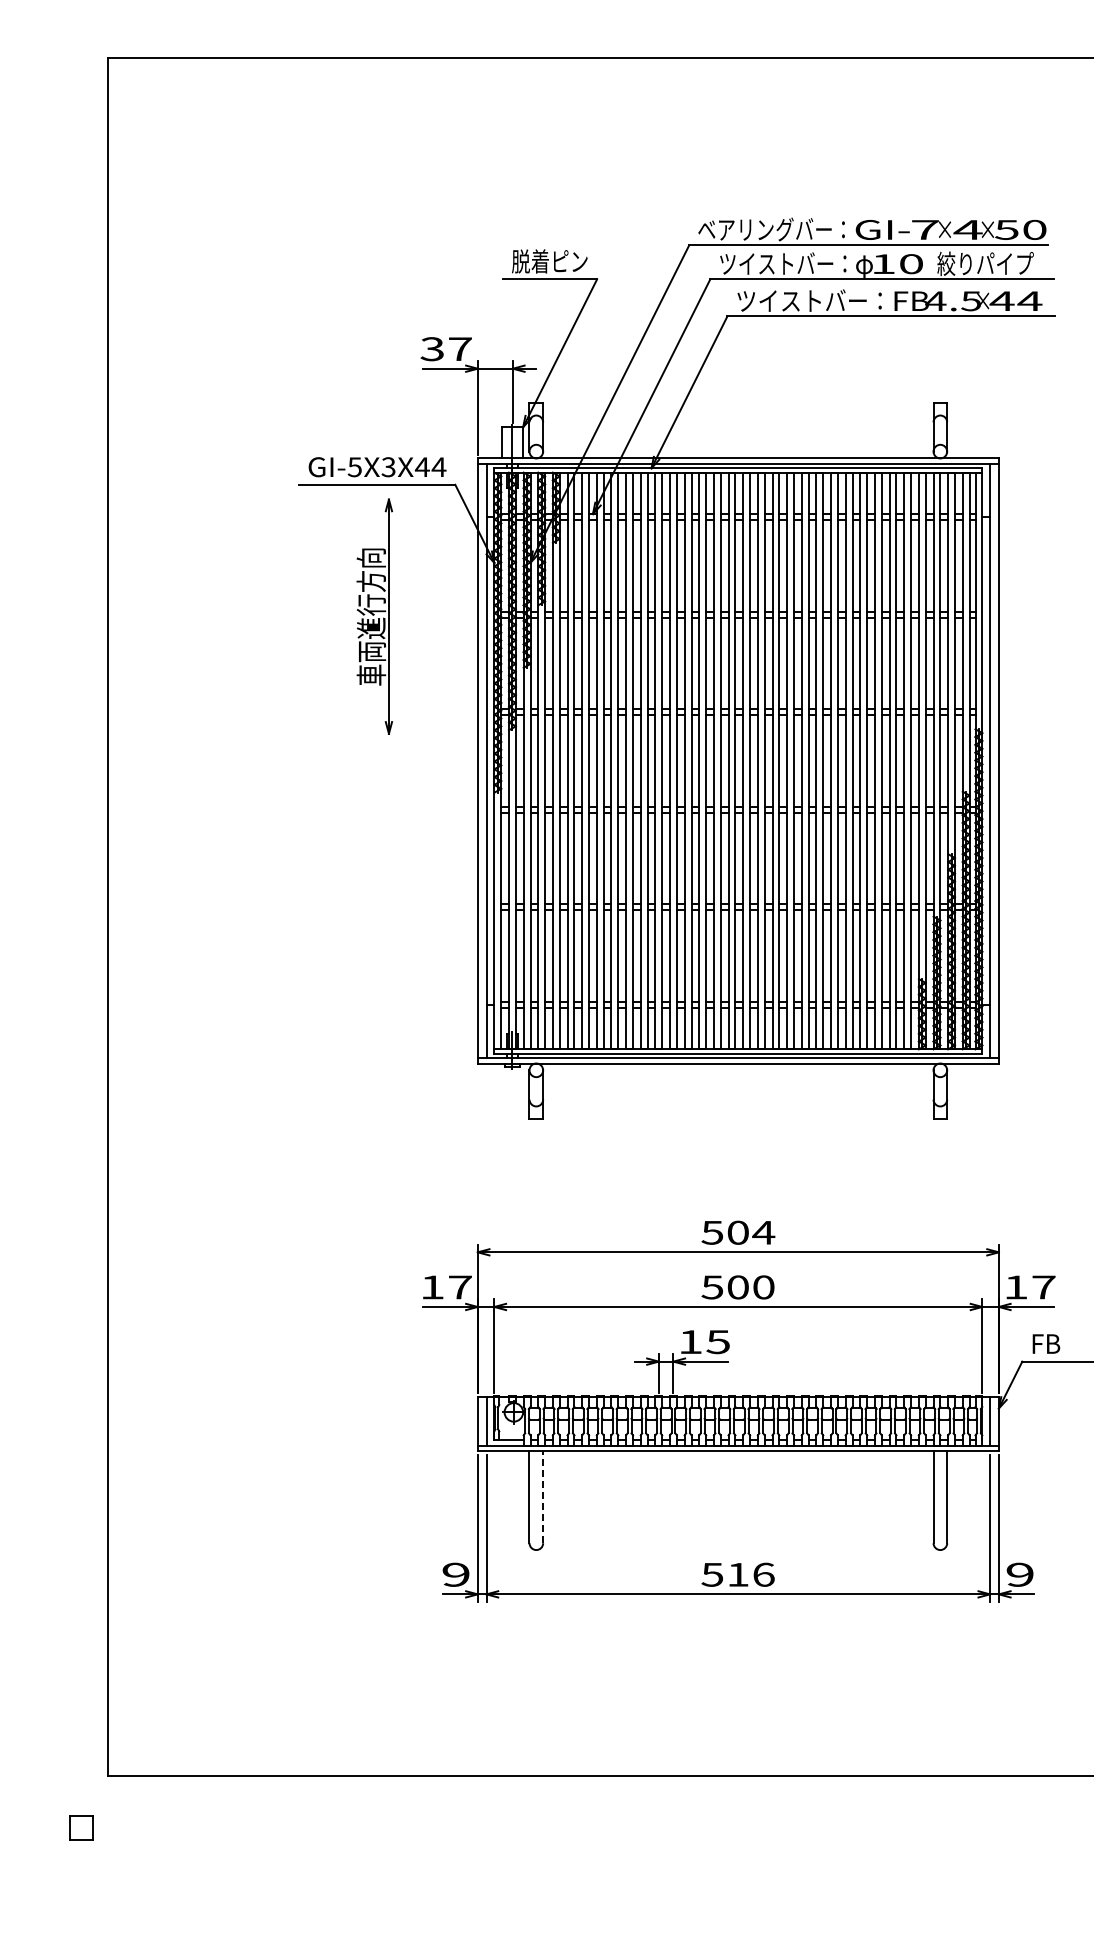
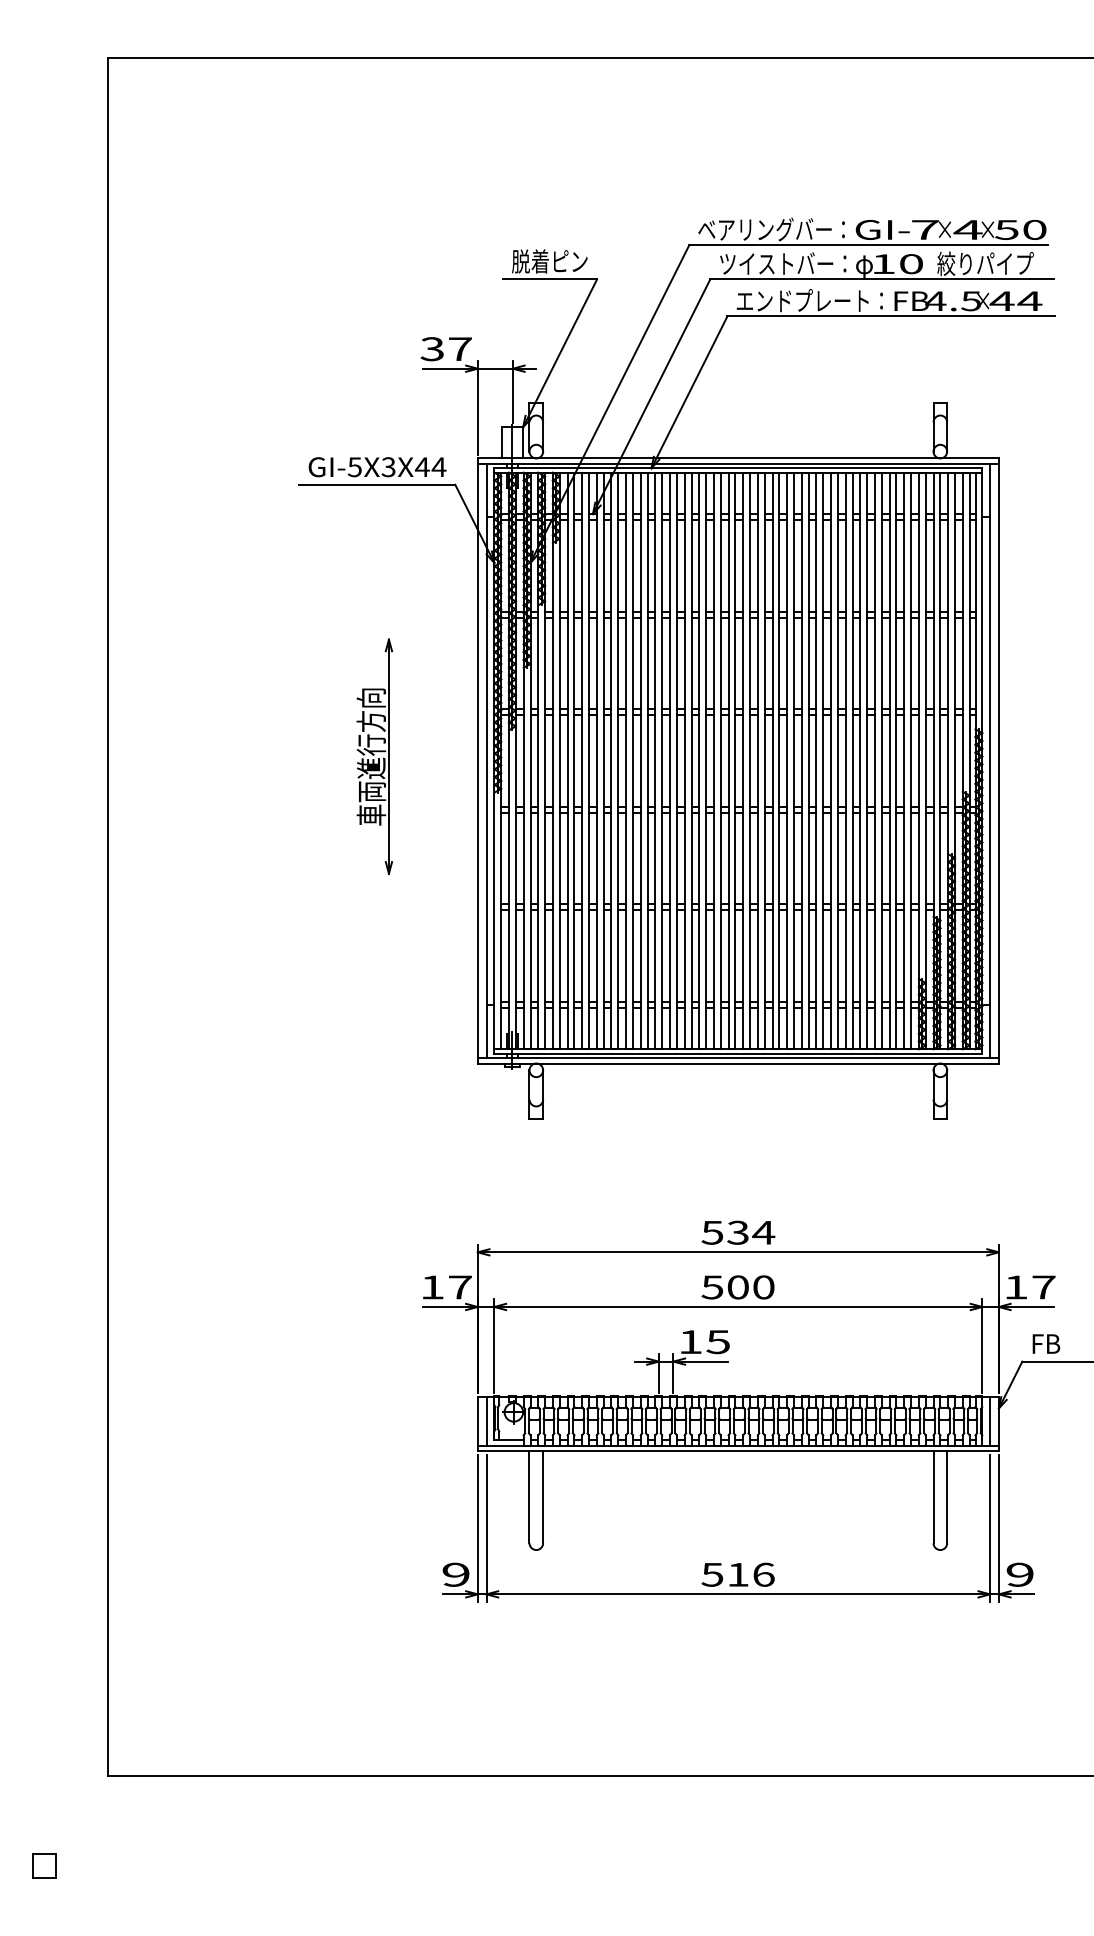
text: ツイストバー： -> エンドプレート： (809, 300)
part position: (374, 616) -> (374, 756) (374, 756)
text: 504 -> 534 (737, 1232)
line: dashed -> solid (543, 1497)
part position: (81, 1827) -> (44, 1865) (44, 1865)
